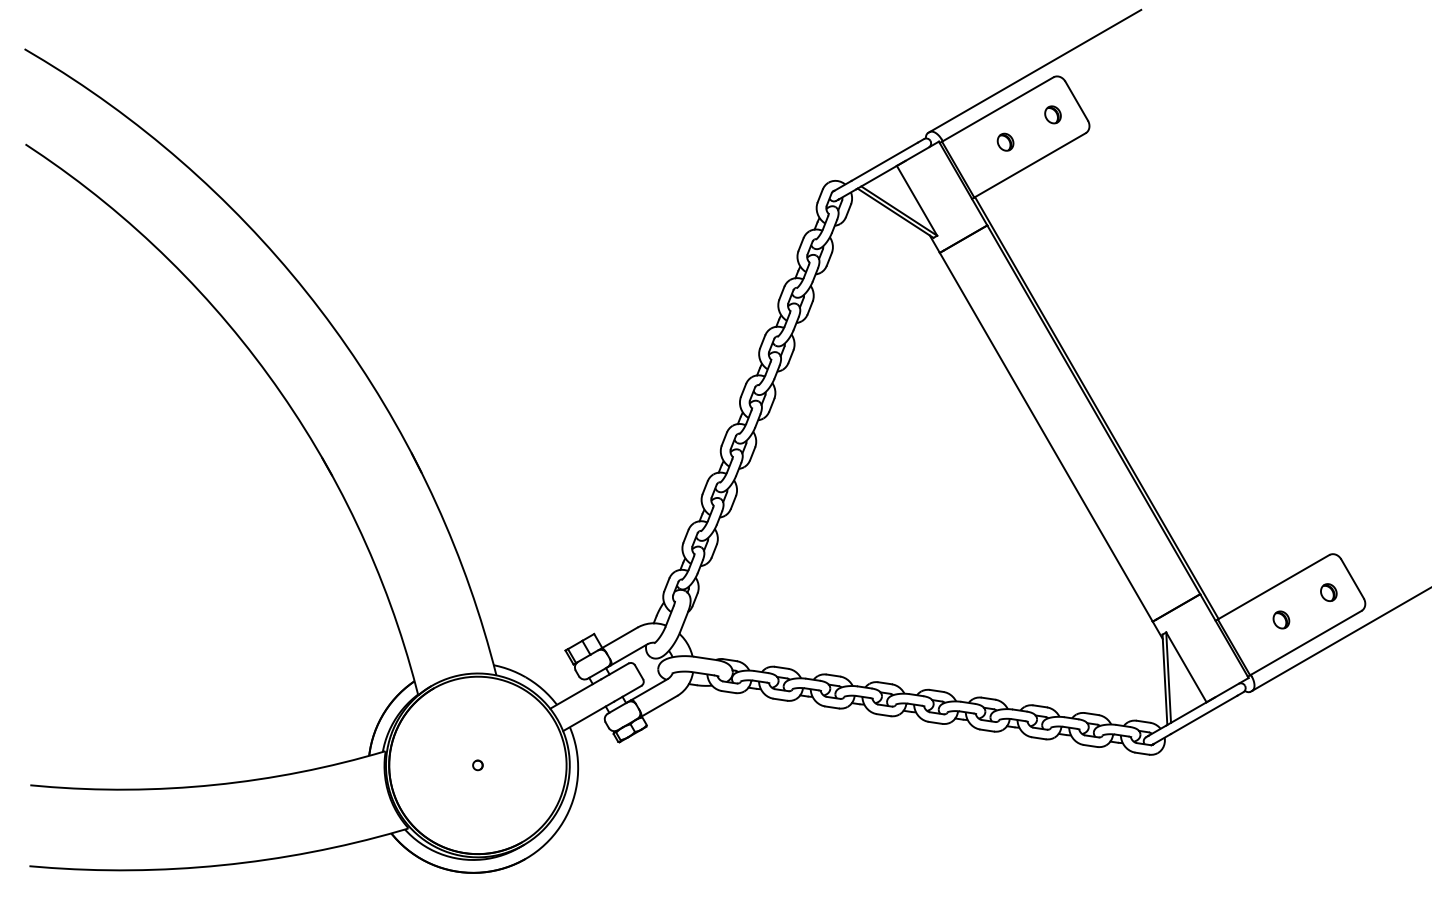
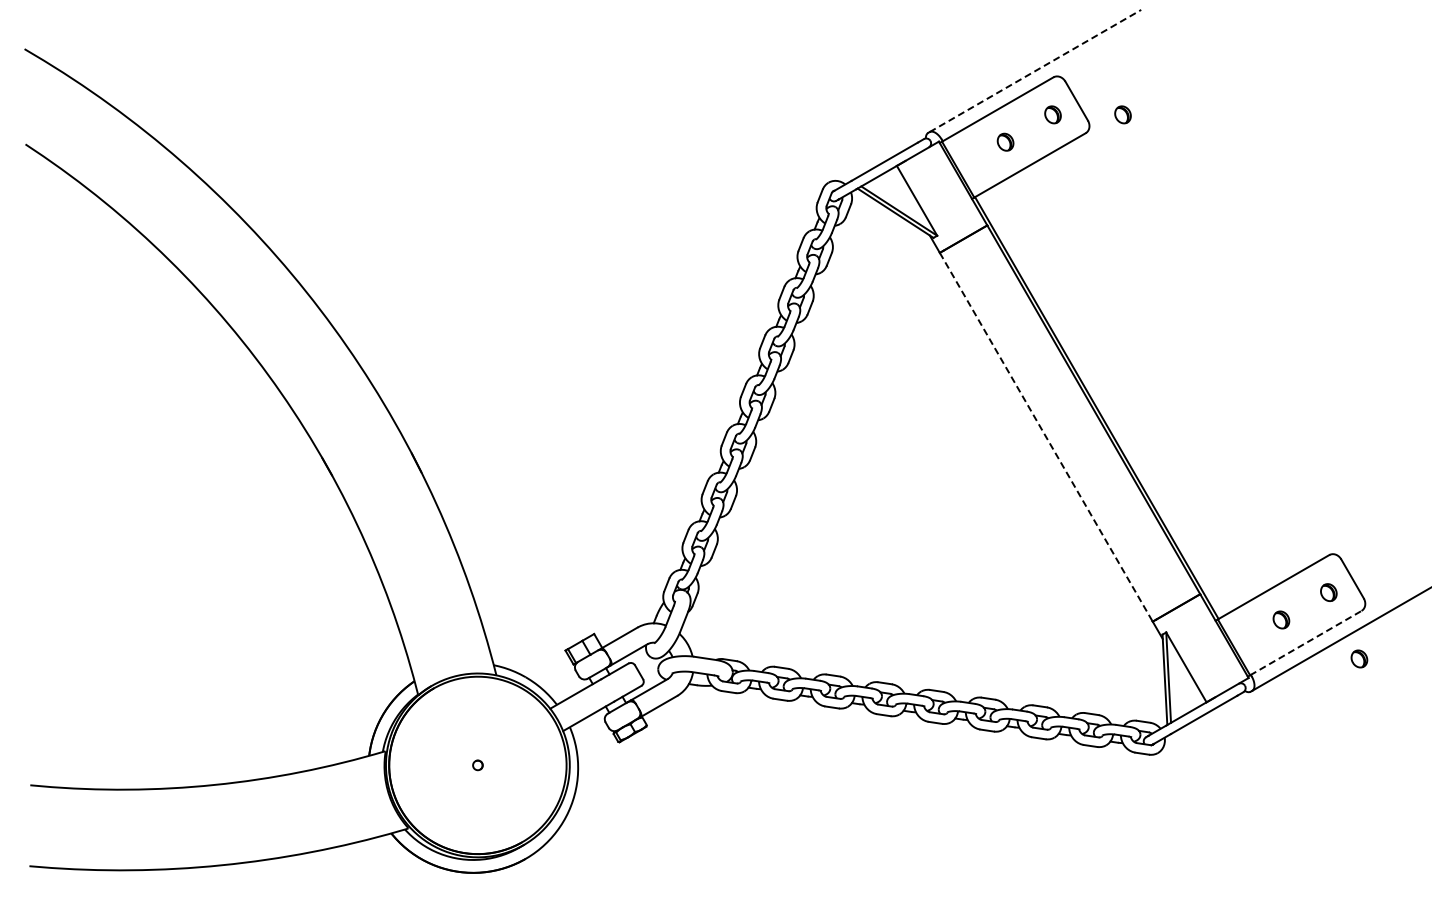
line: solid -> dashed (1035, 70)
part: none -> present (1122, 114)
line: solid -> dashed (1046, 437)
line: solid -> dashed (1306, 642)
part: none -> present (1359, 658)
